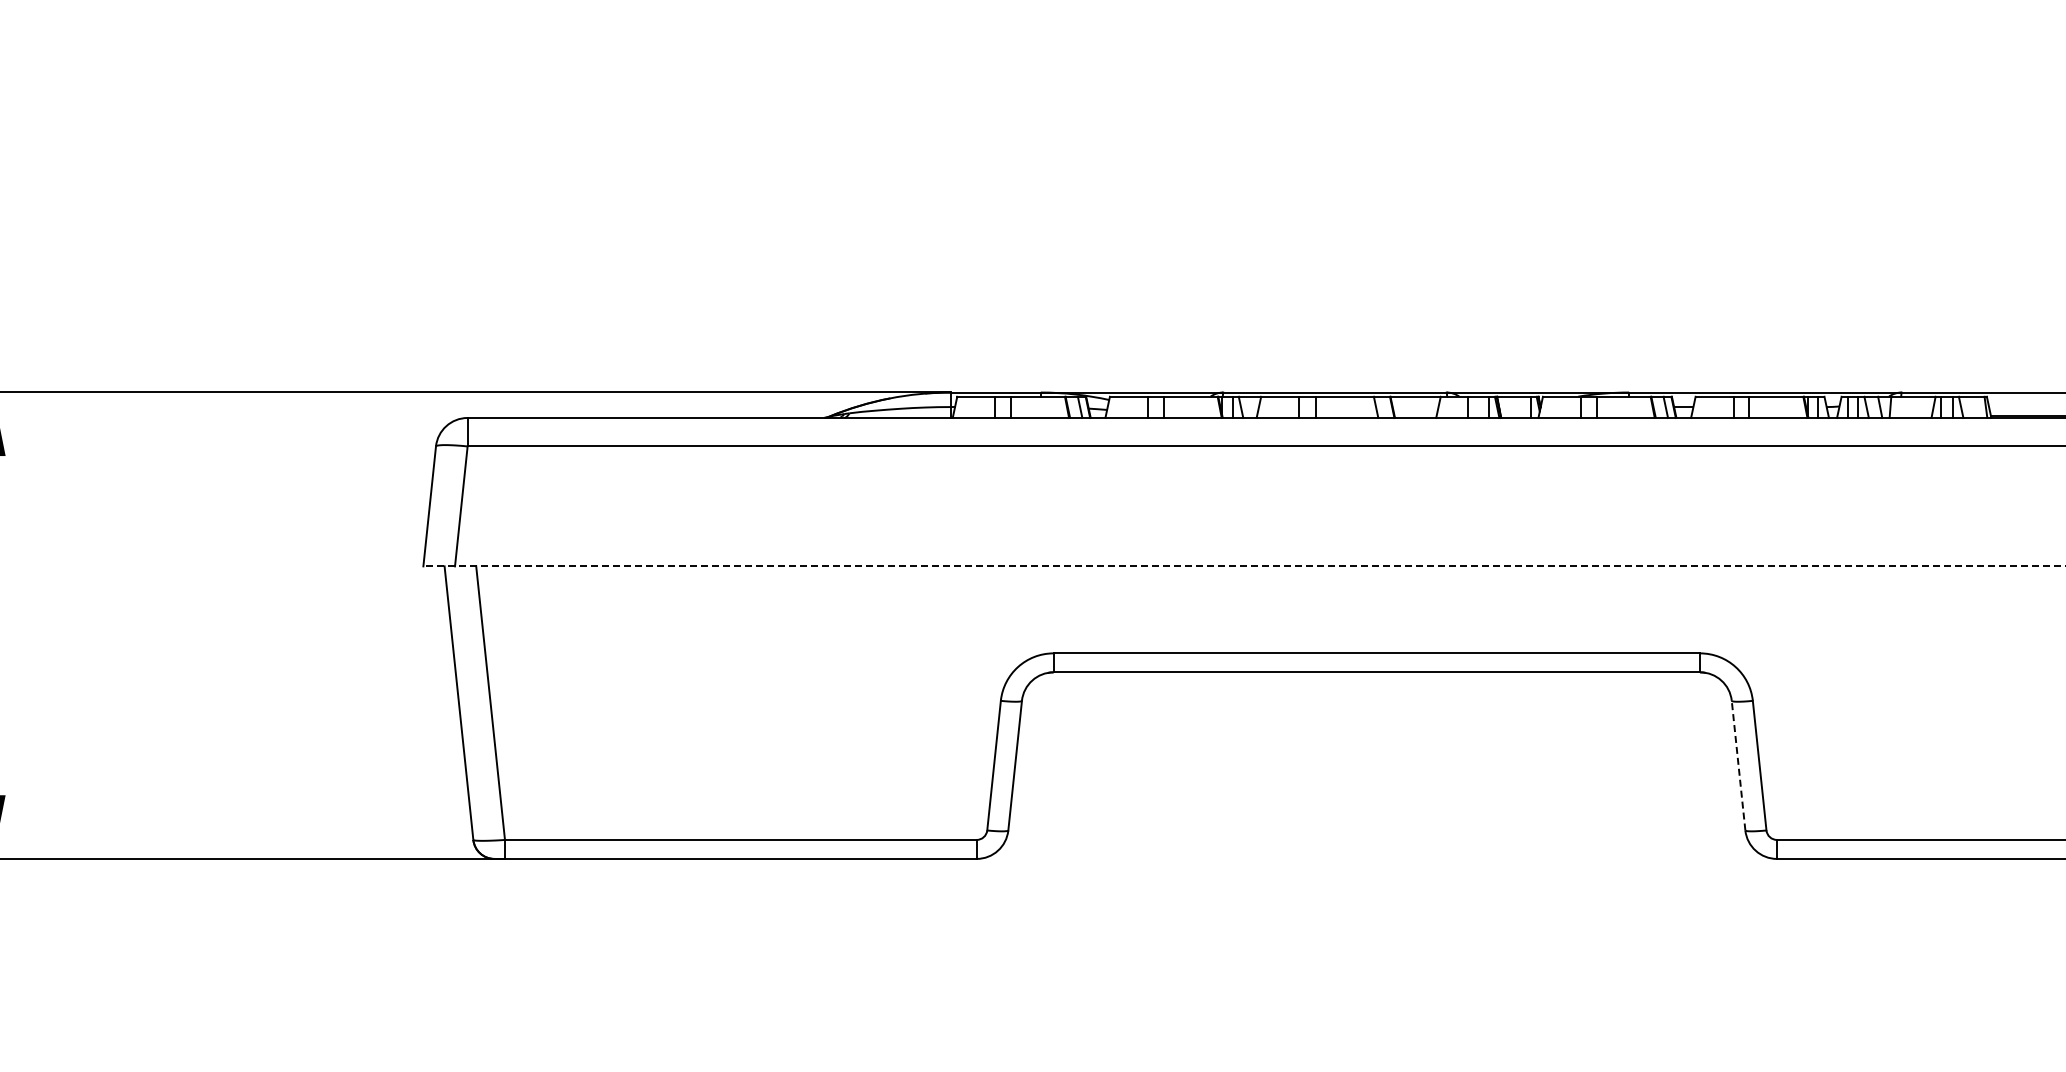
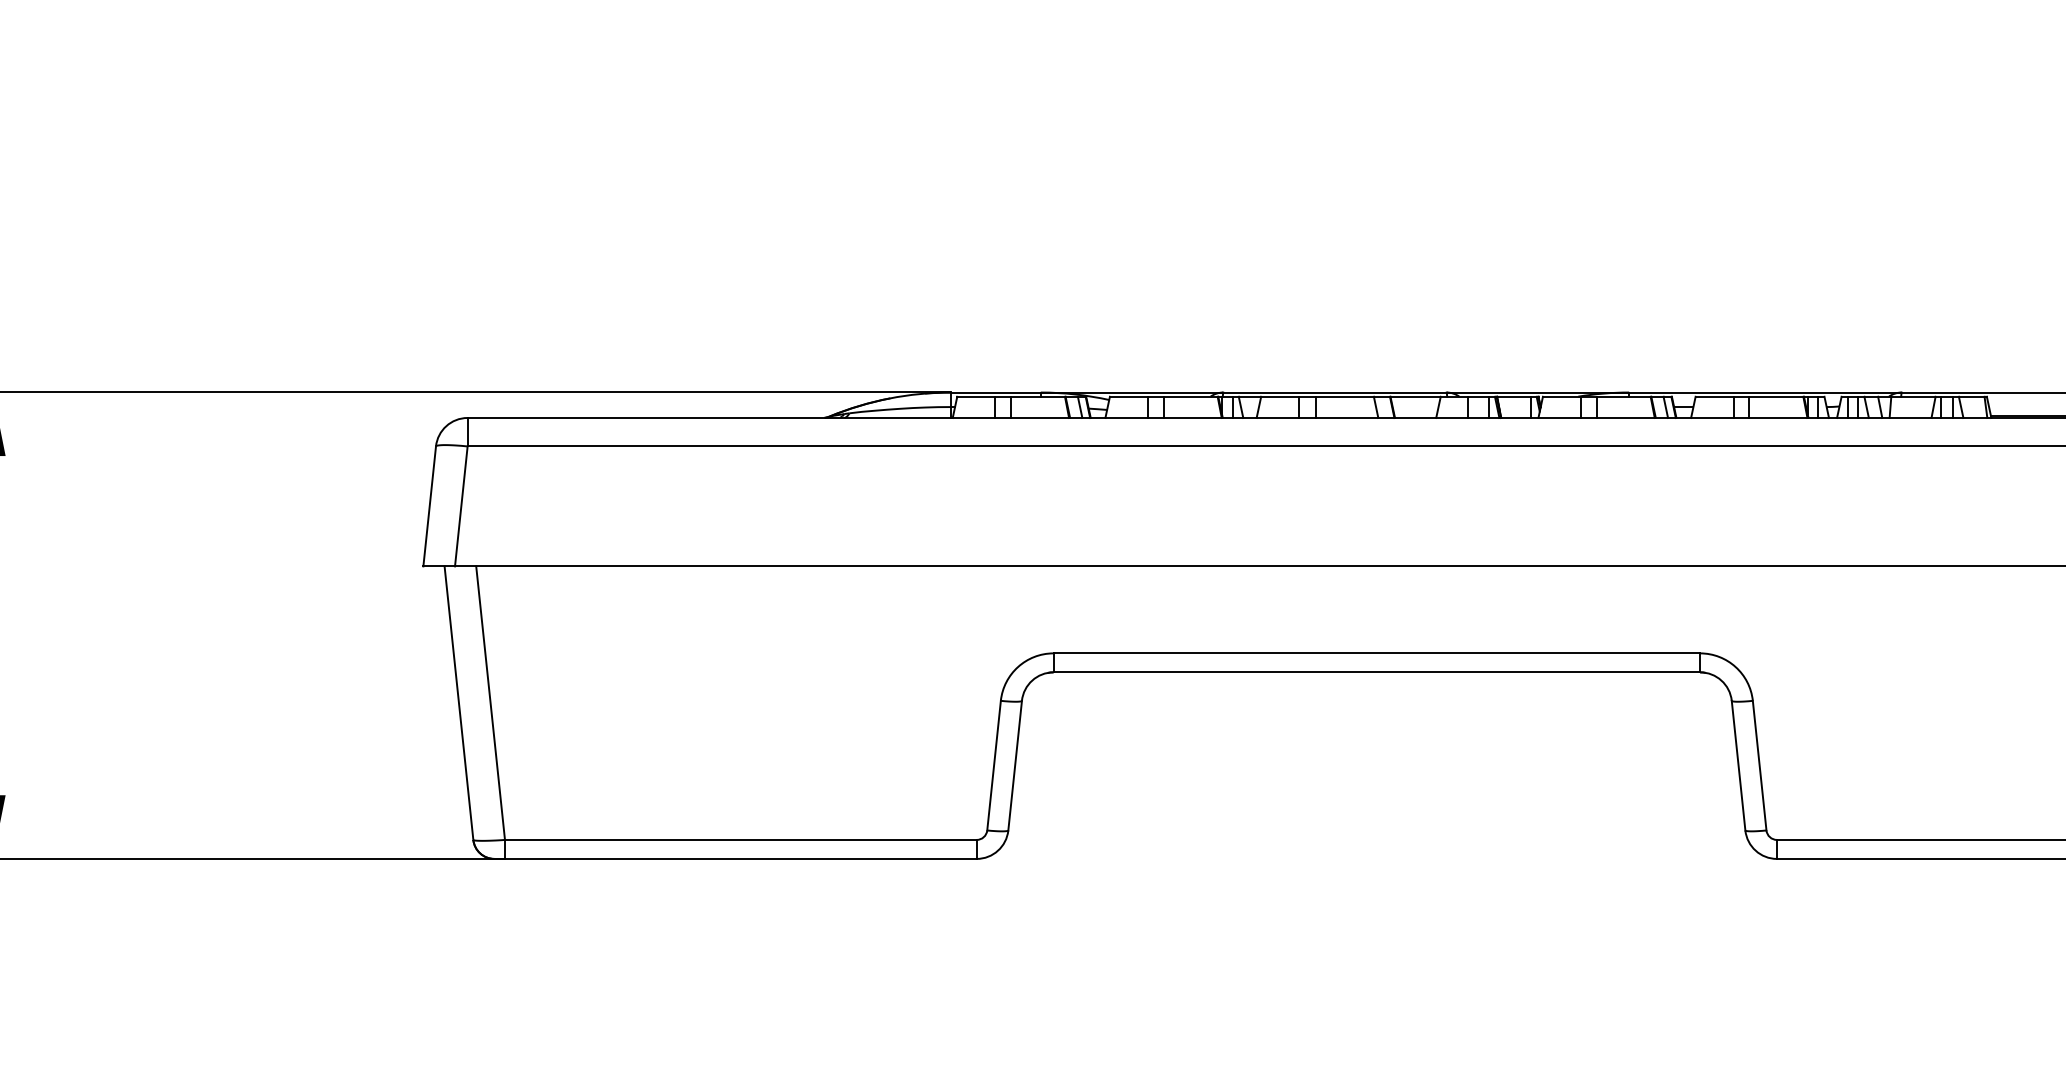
line: dashed -> solid (1244, 566)
line: dashed -> solid (1738, 765)
